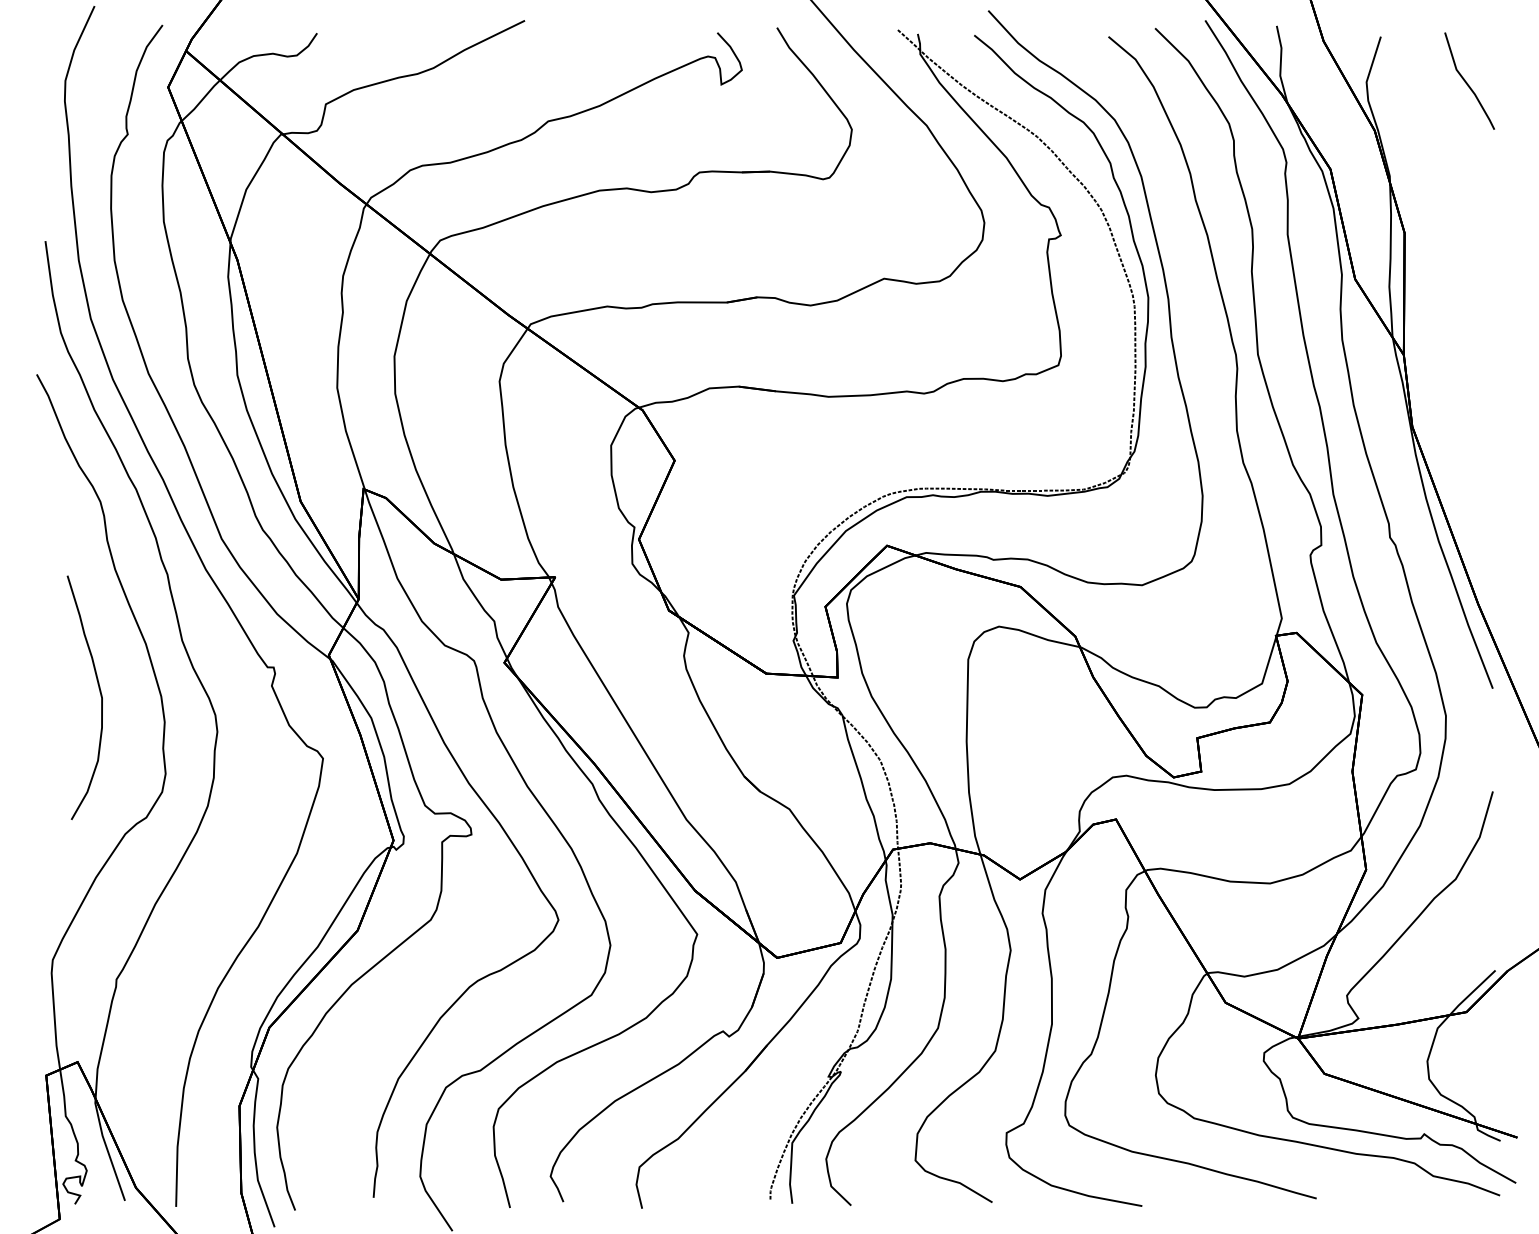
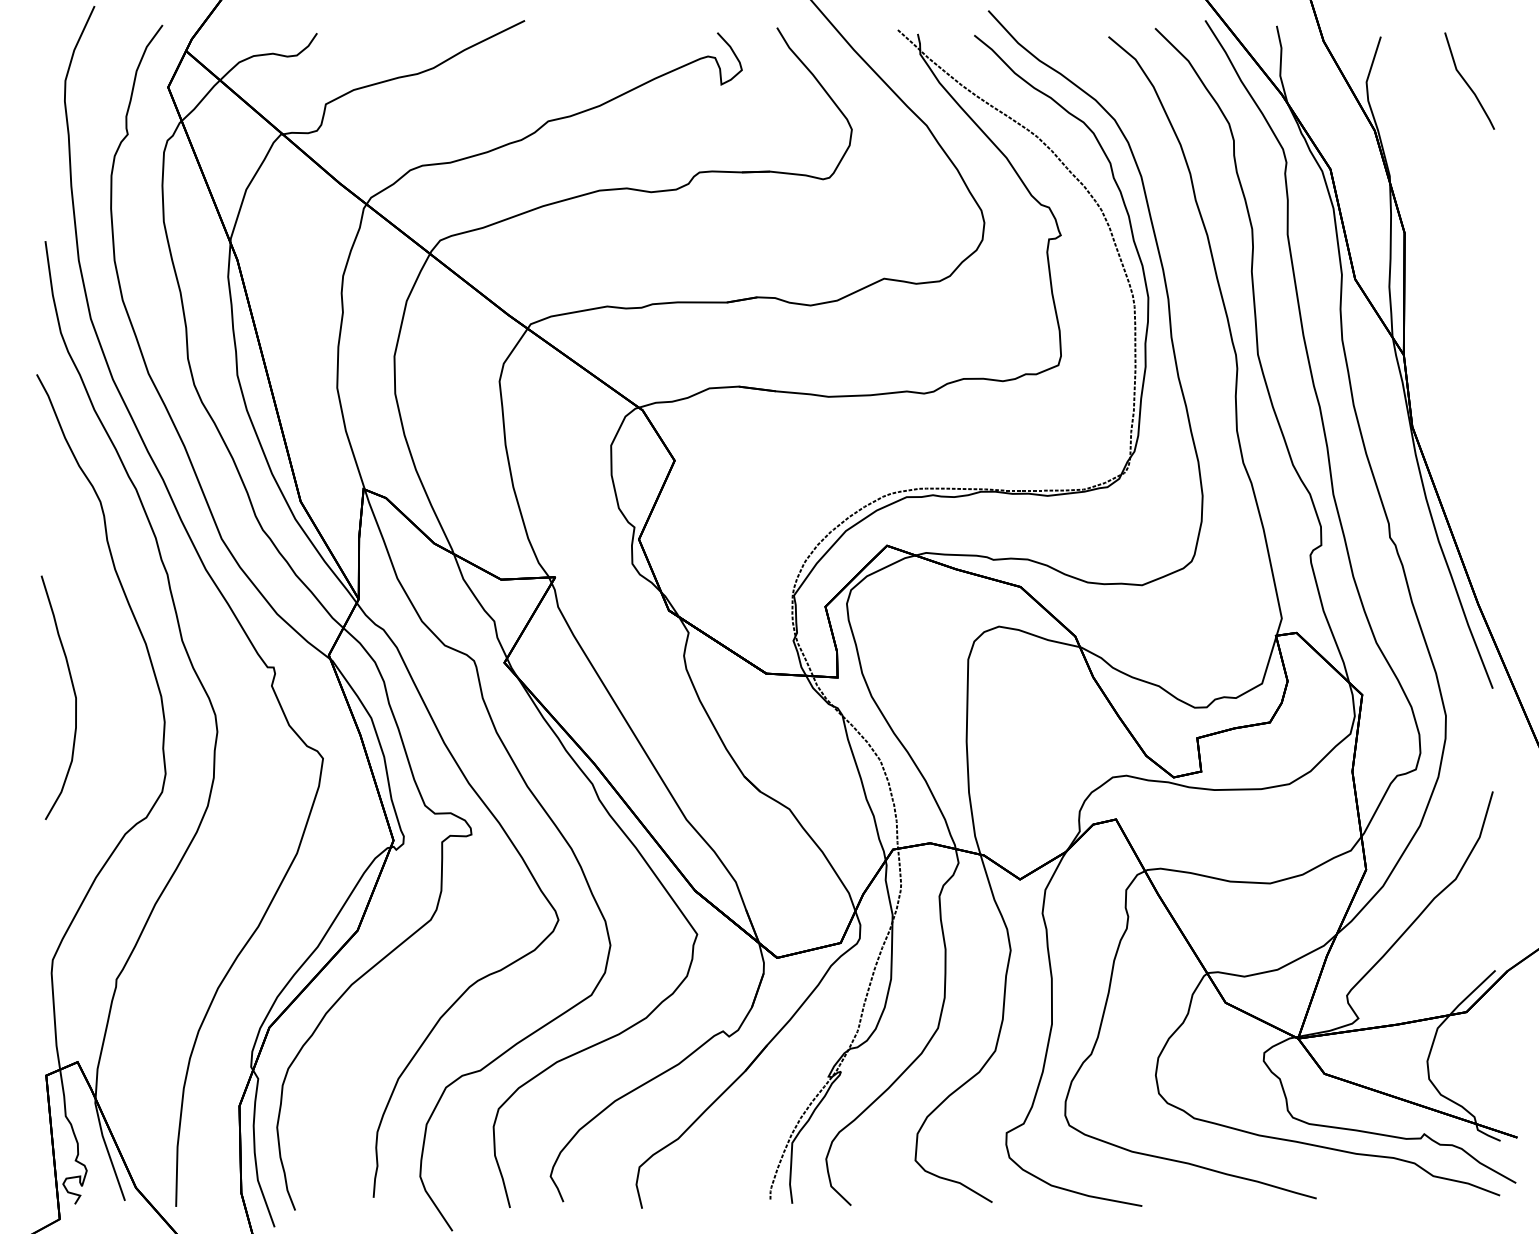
part position: (99, 692) -> (73, 692) (73, 692)
